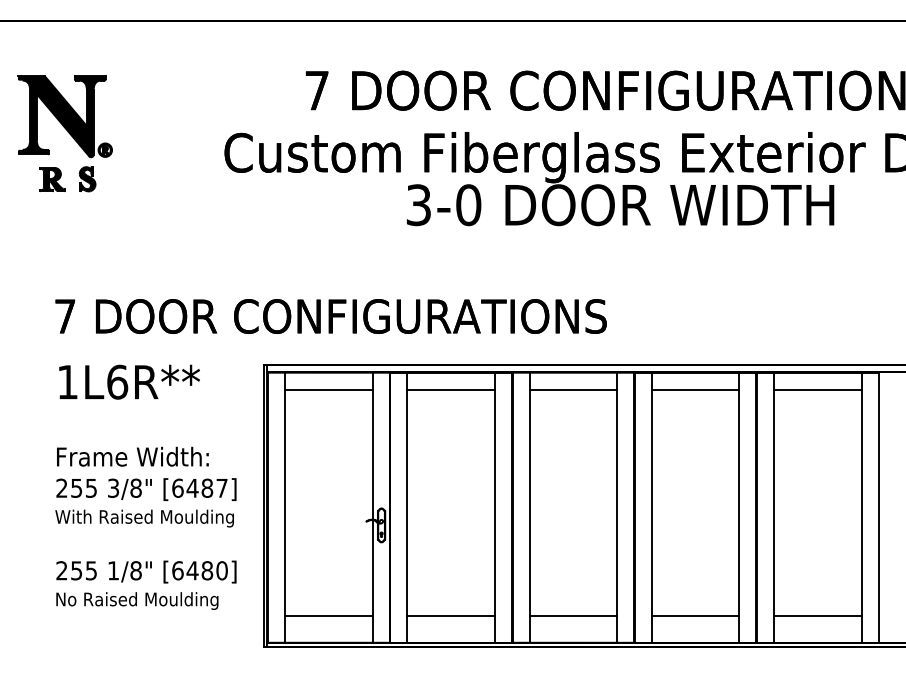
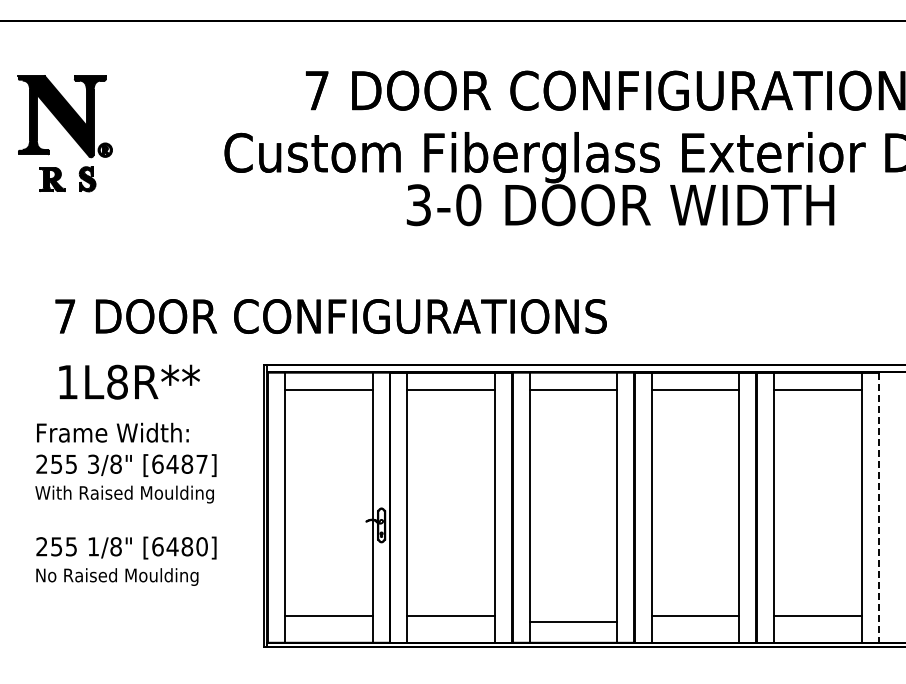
text: 1L6R**^ -> 1L8R**^ (117, 381)
line: solid -> dashed (878, 508)
text position: (145, 527) -> (125, 503) (125, 503)
line position: (573, 615) -> (573, 621) (573, 621)
